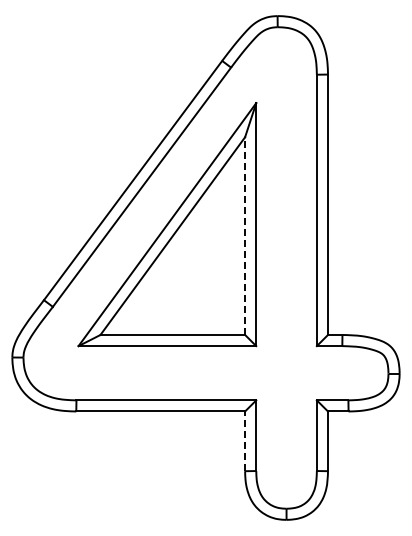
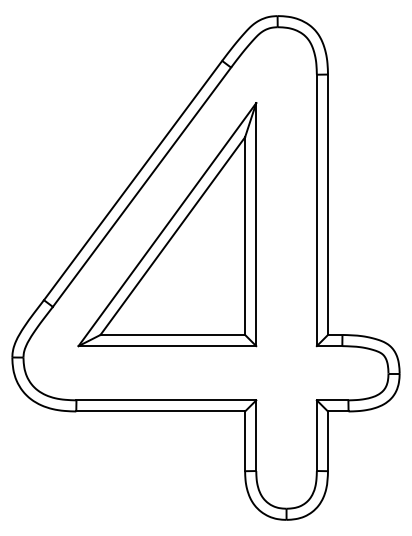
line: dashed -> solid (245, 236)
line: dashed -> solid (245, 441)
